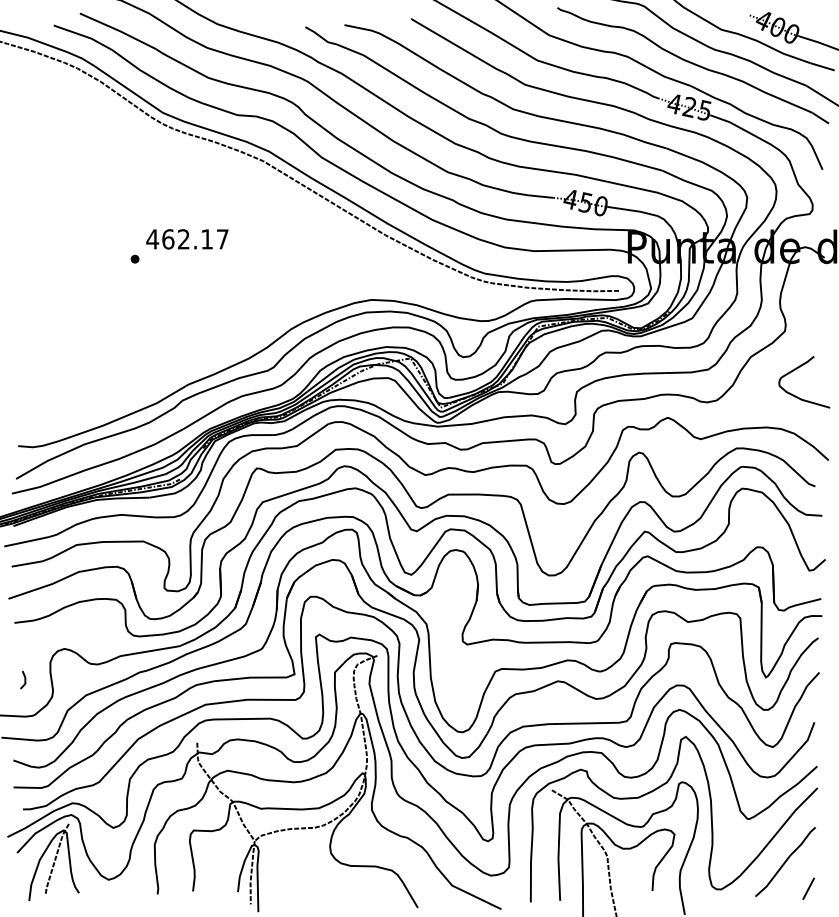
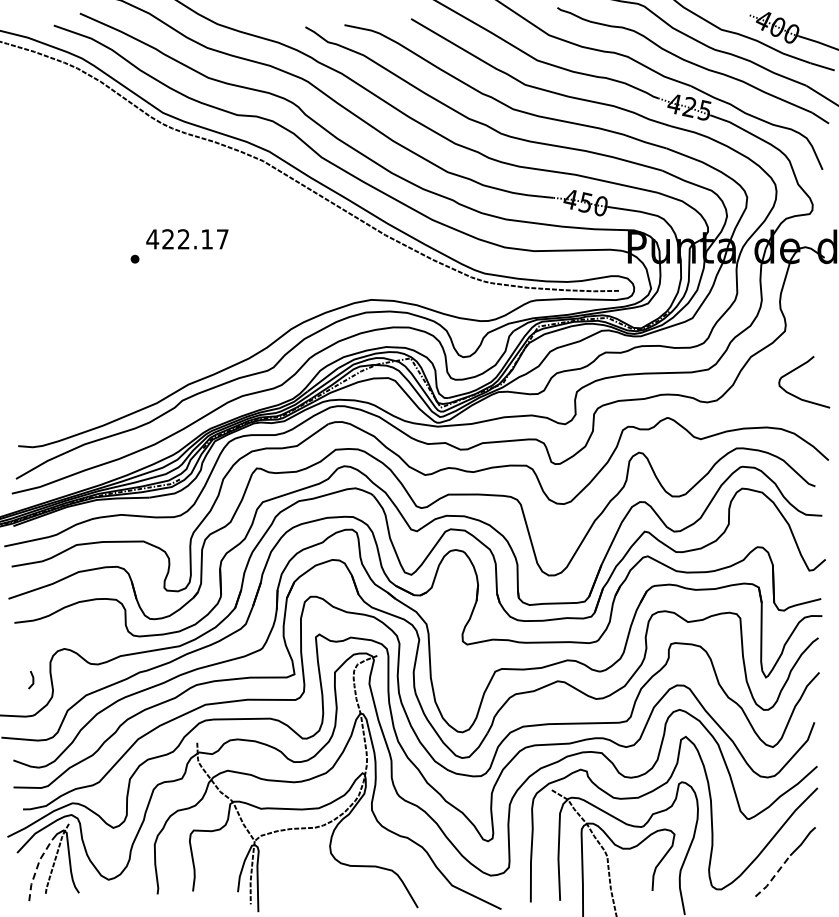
text: 462.17 -> 422.17 (168, 239)
line position: (24, 679) -> (32, 679) (32, 679)
line: solid -> dashed (36, 869)
line: solid -> dashed (773, 877)
line: present -> none (808, 888)
